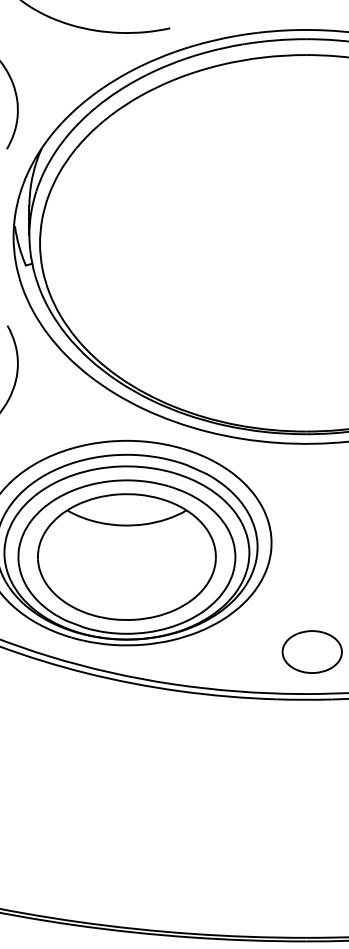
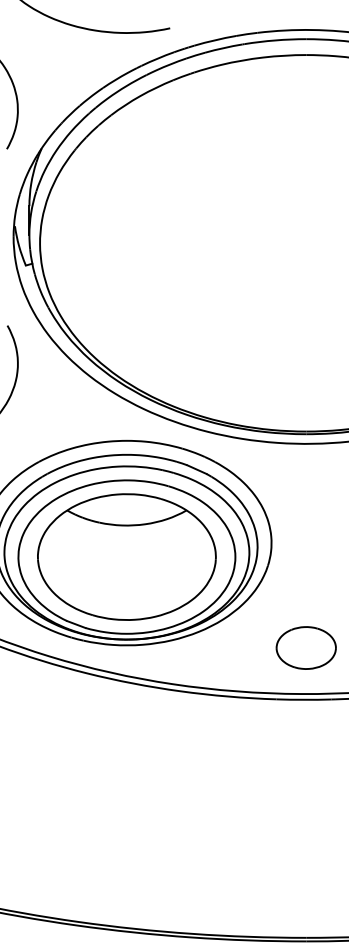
part position: (311, 651) -> (305, 647) (305, 647)
